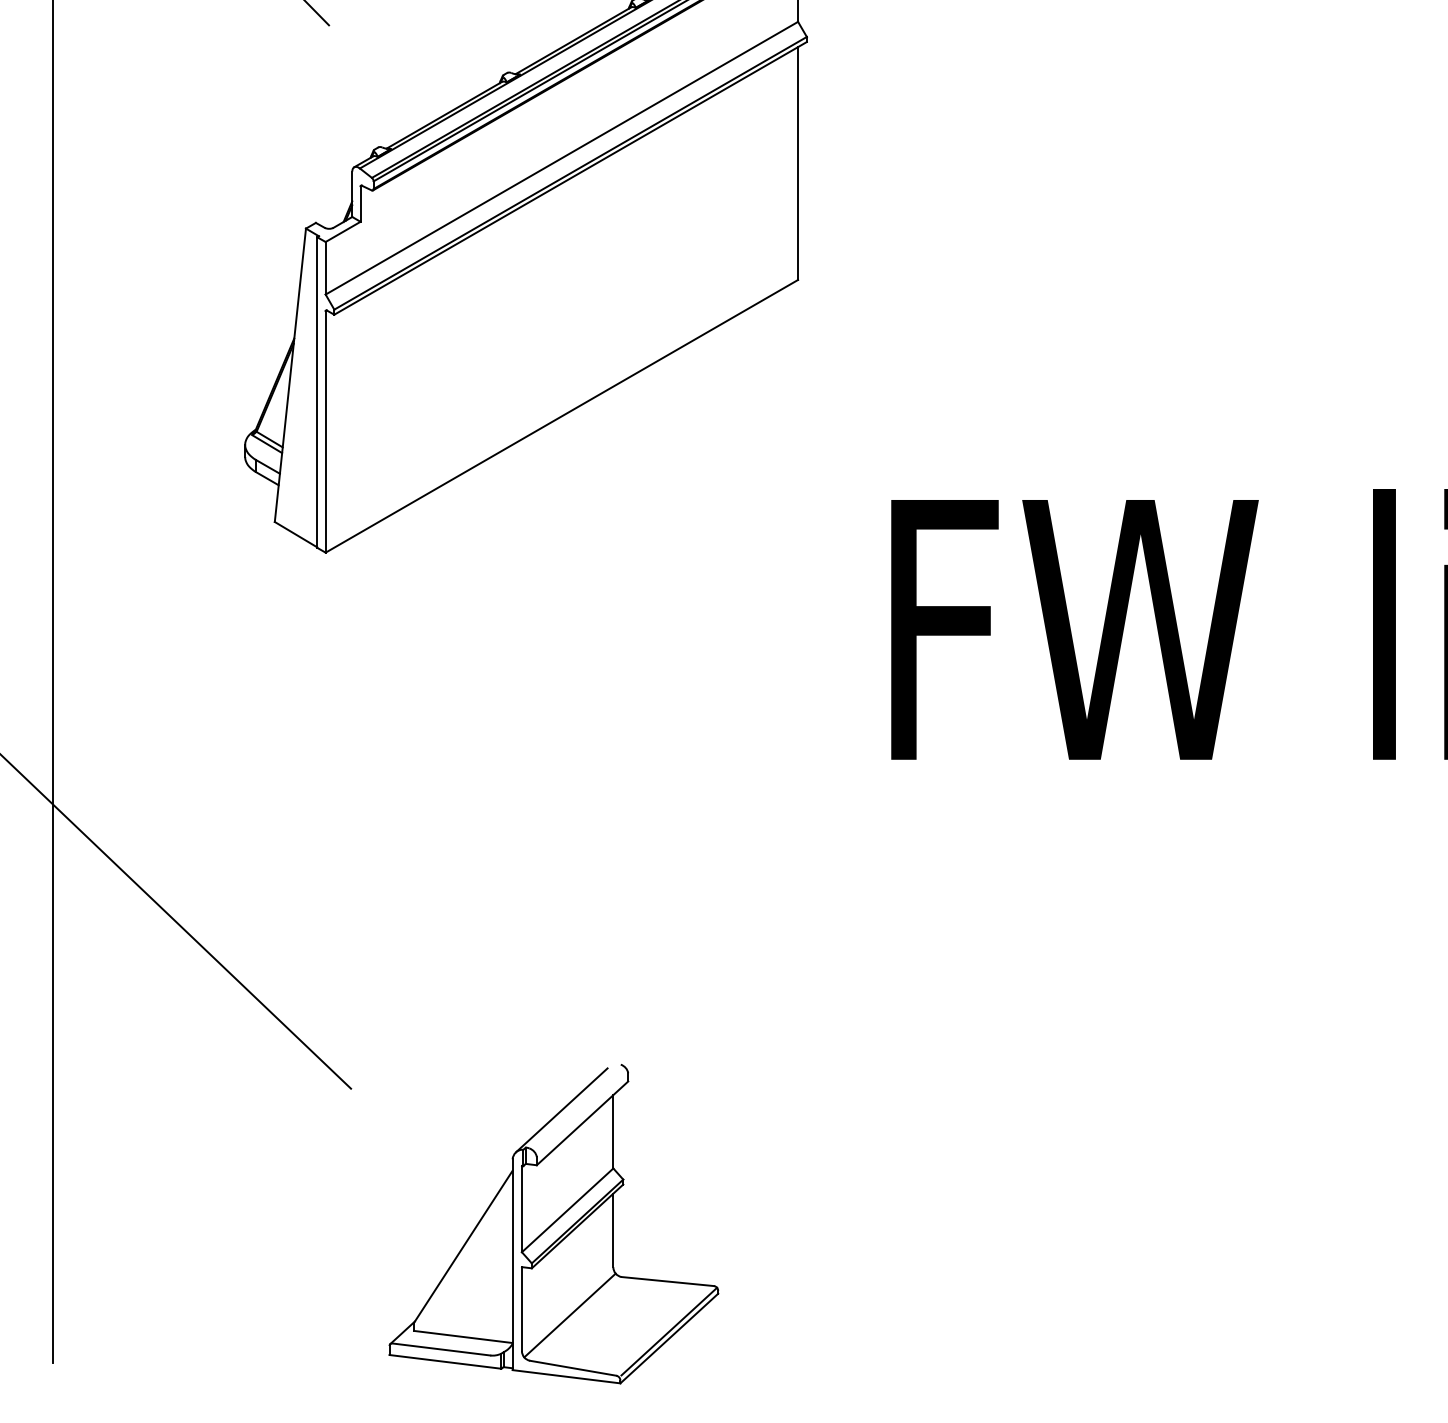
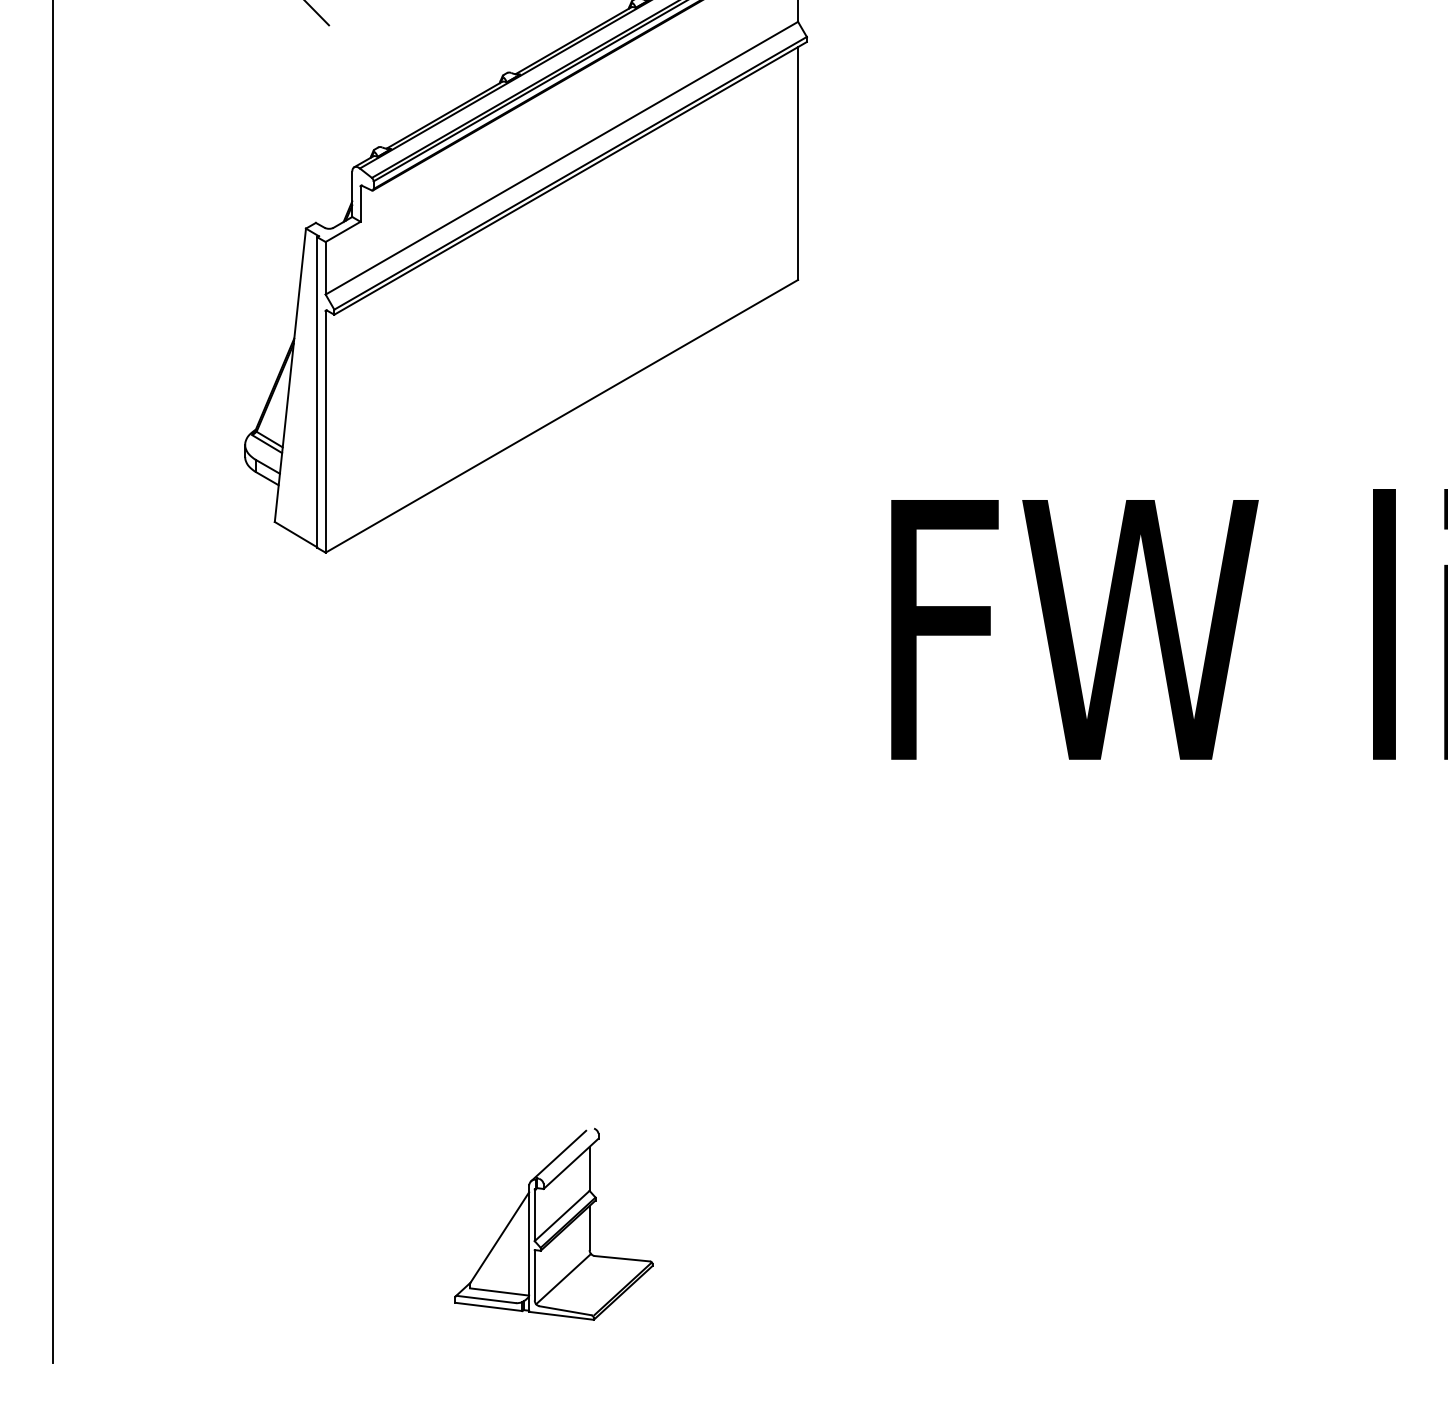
line: present -> none (176, 922)
part size: 332x321 px -> 200x194 px (553, 1223)
